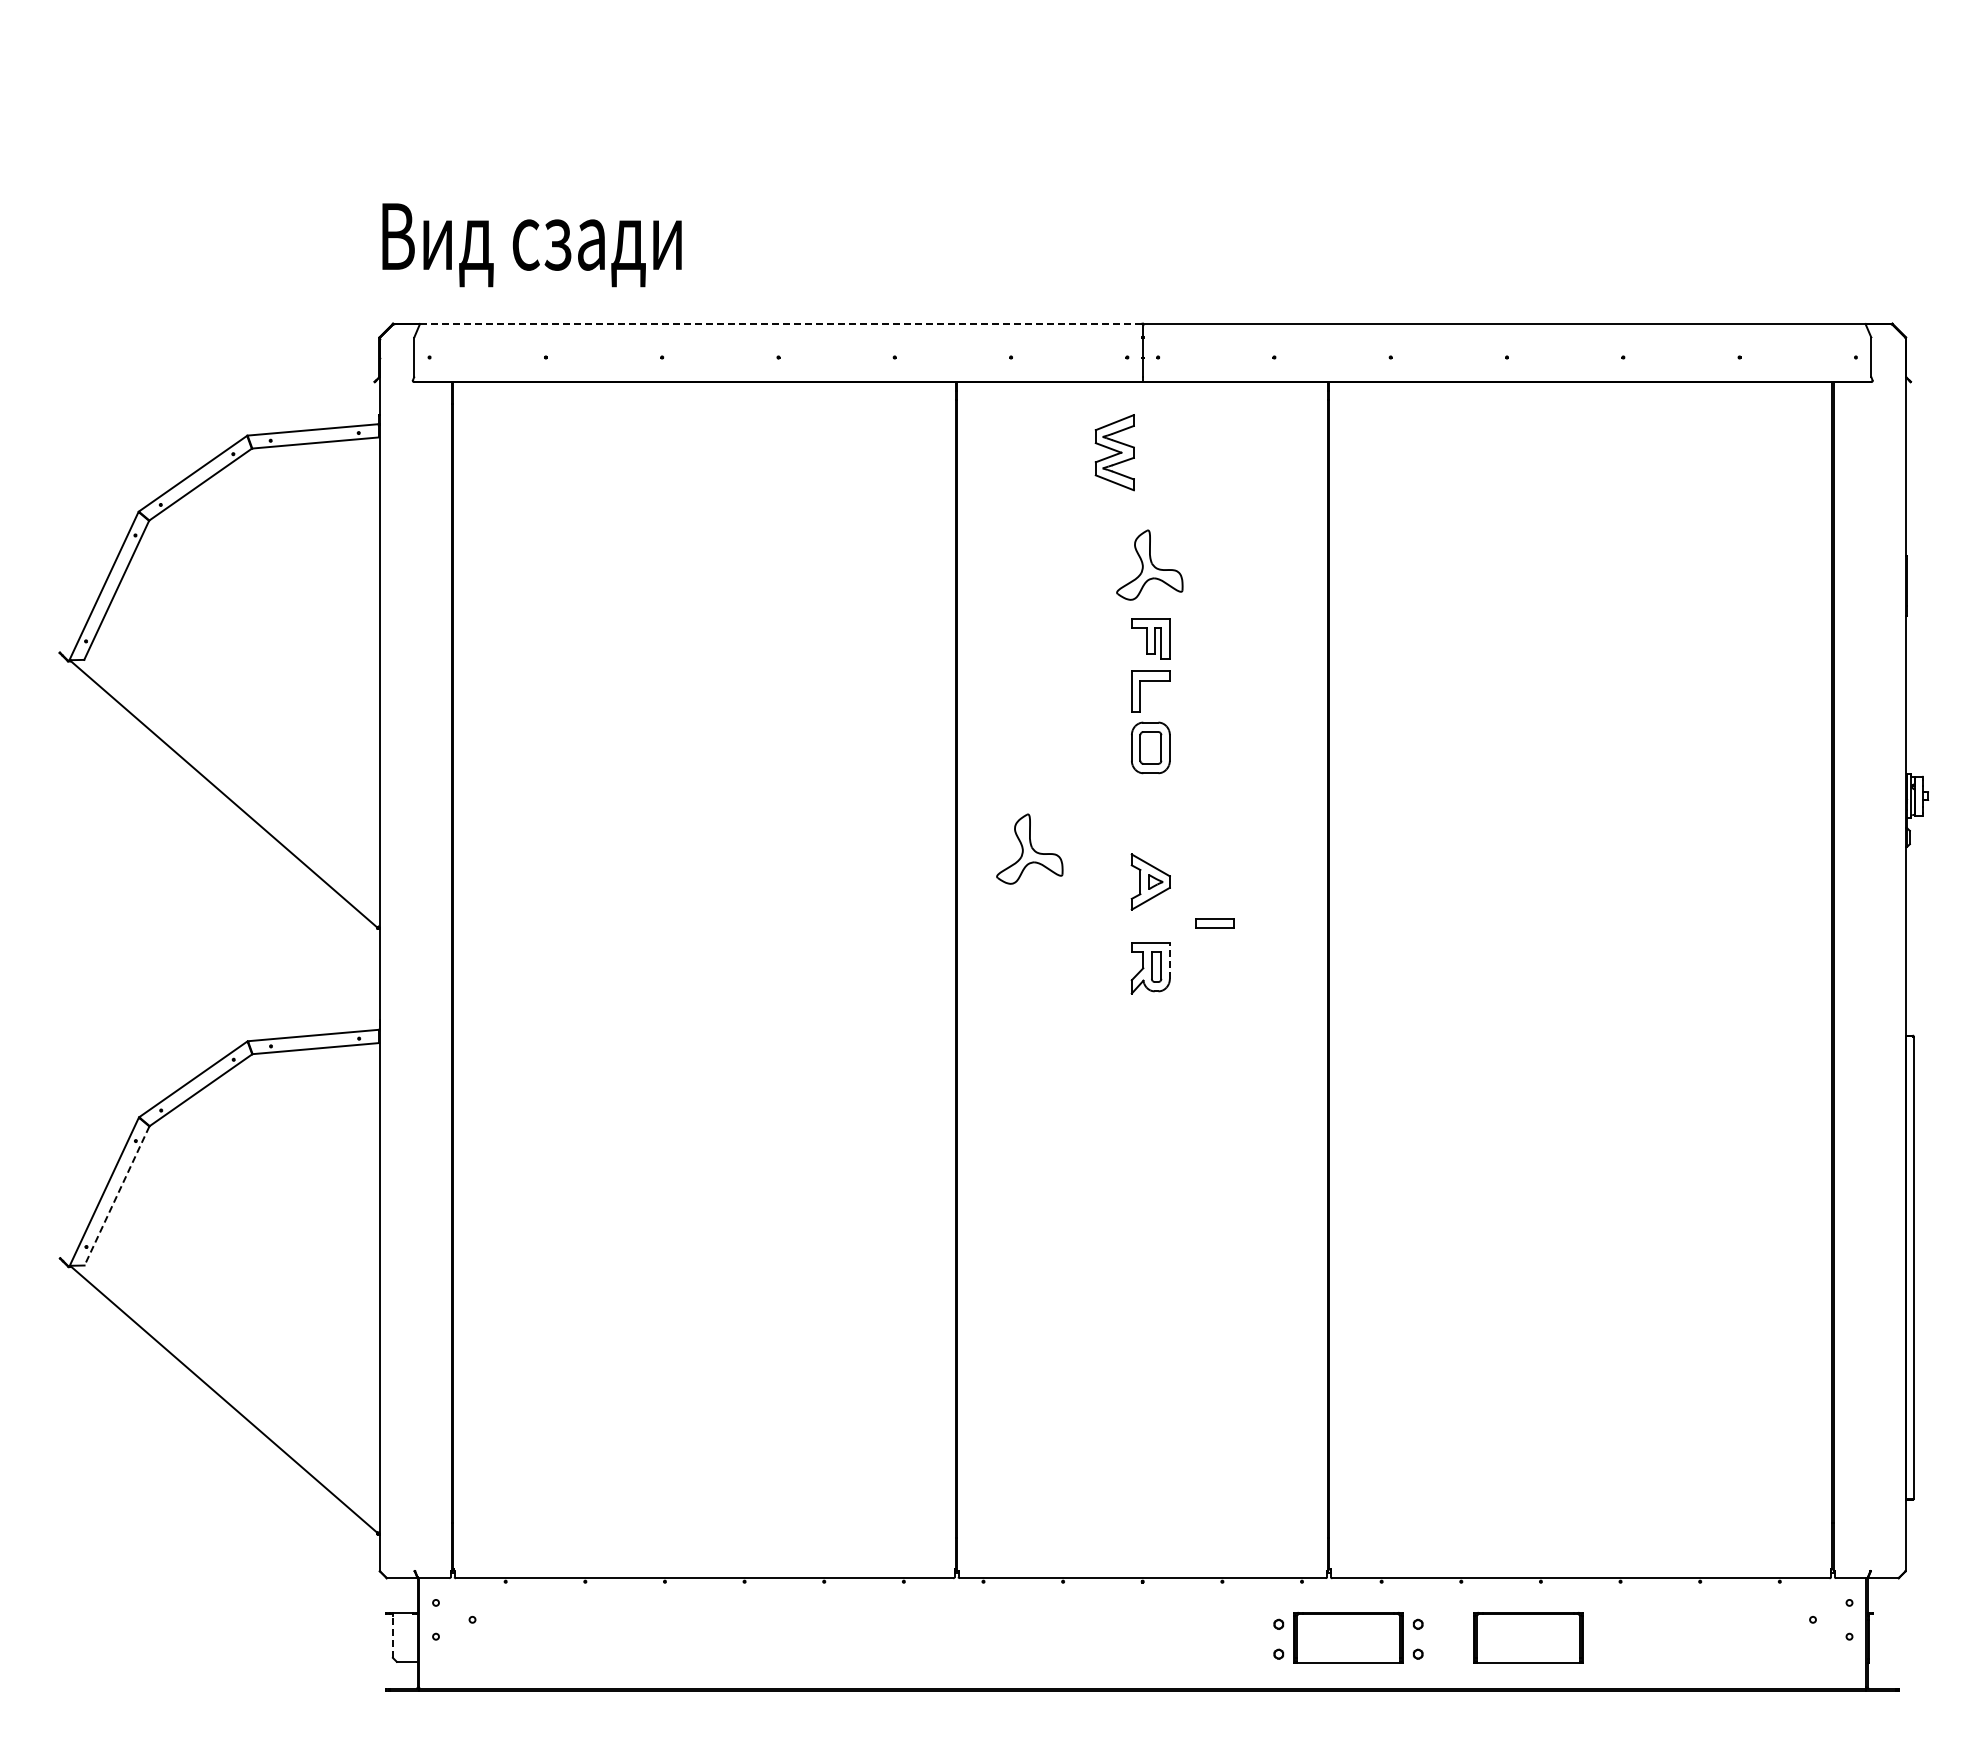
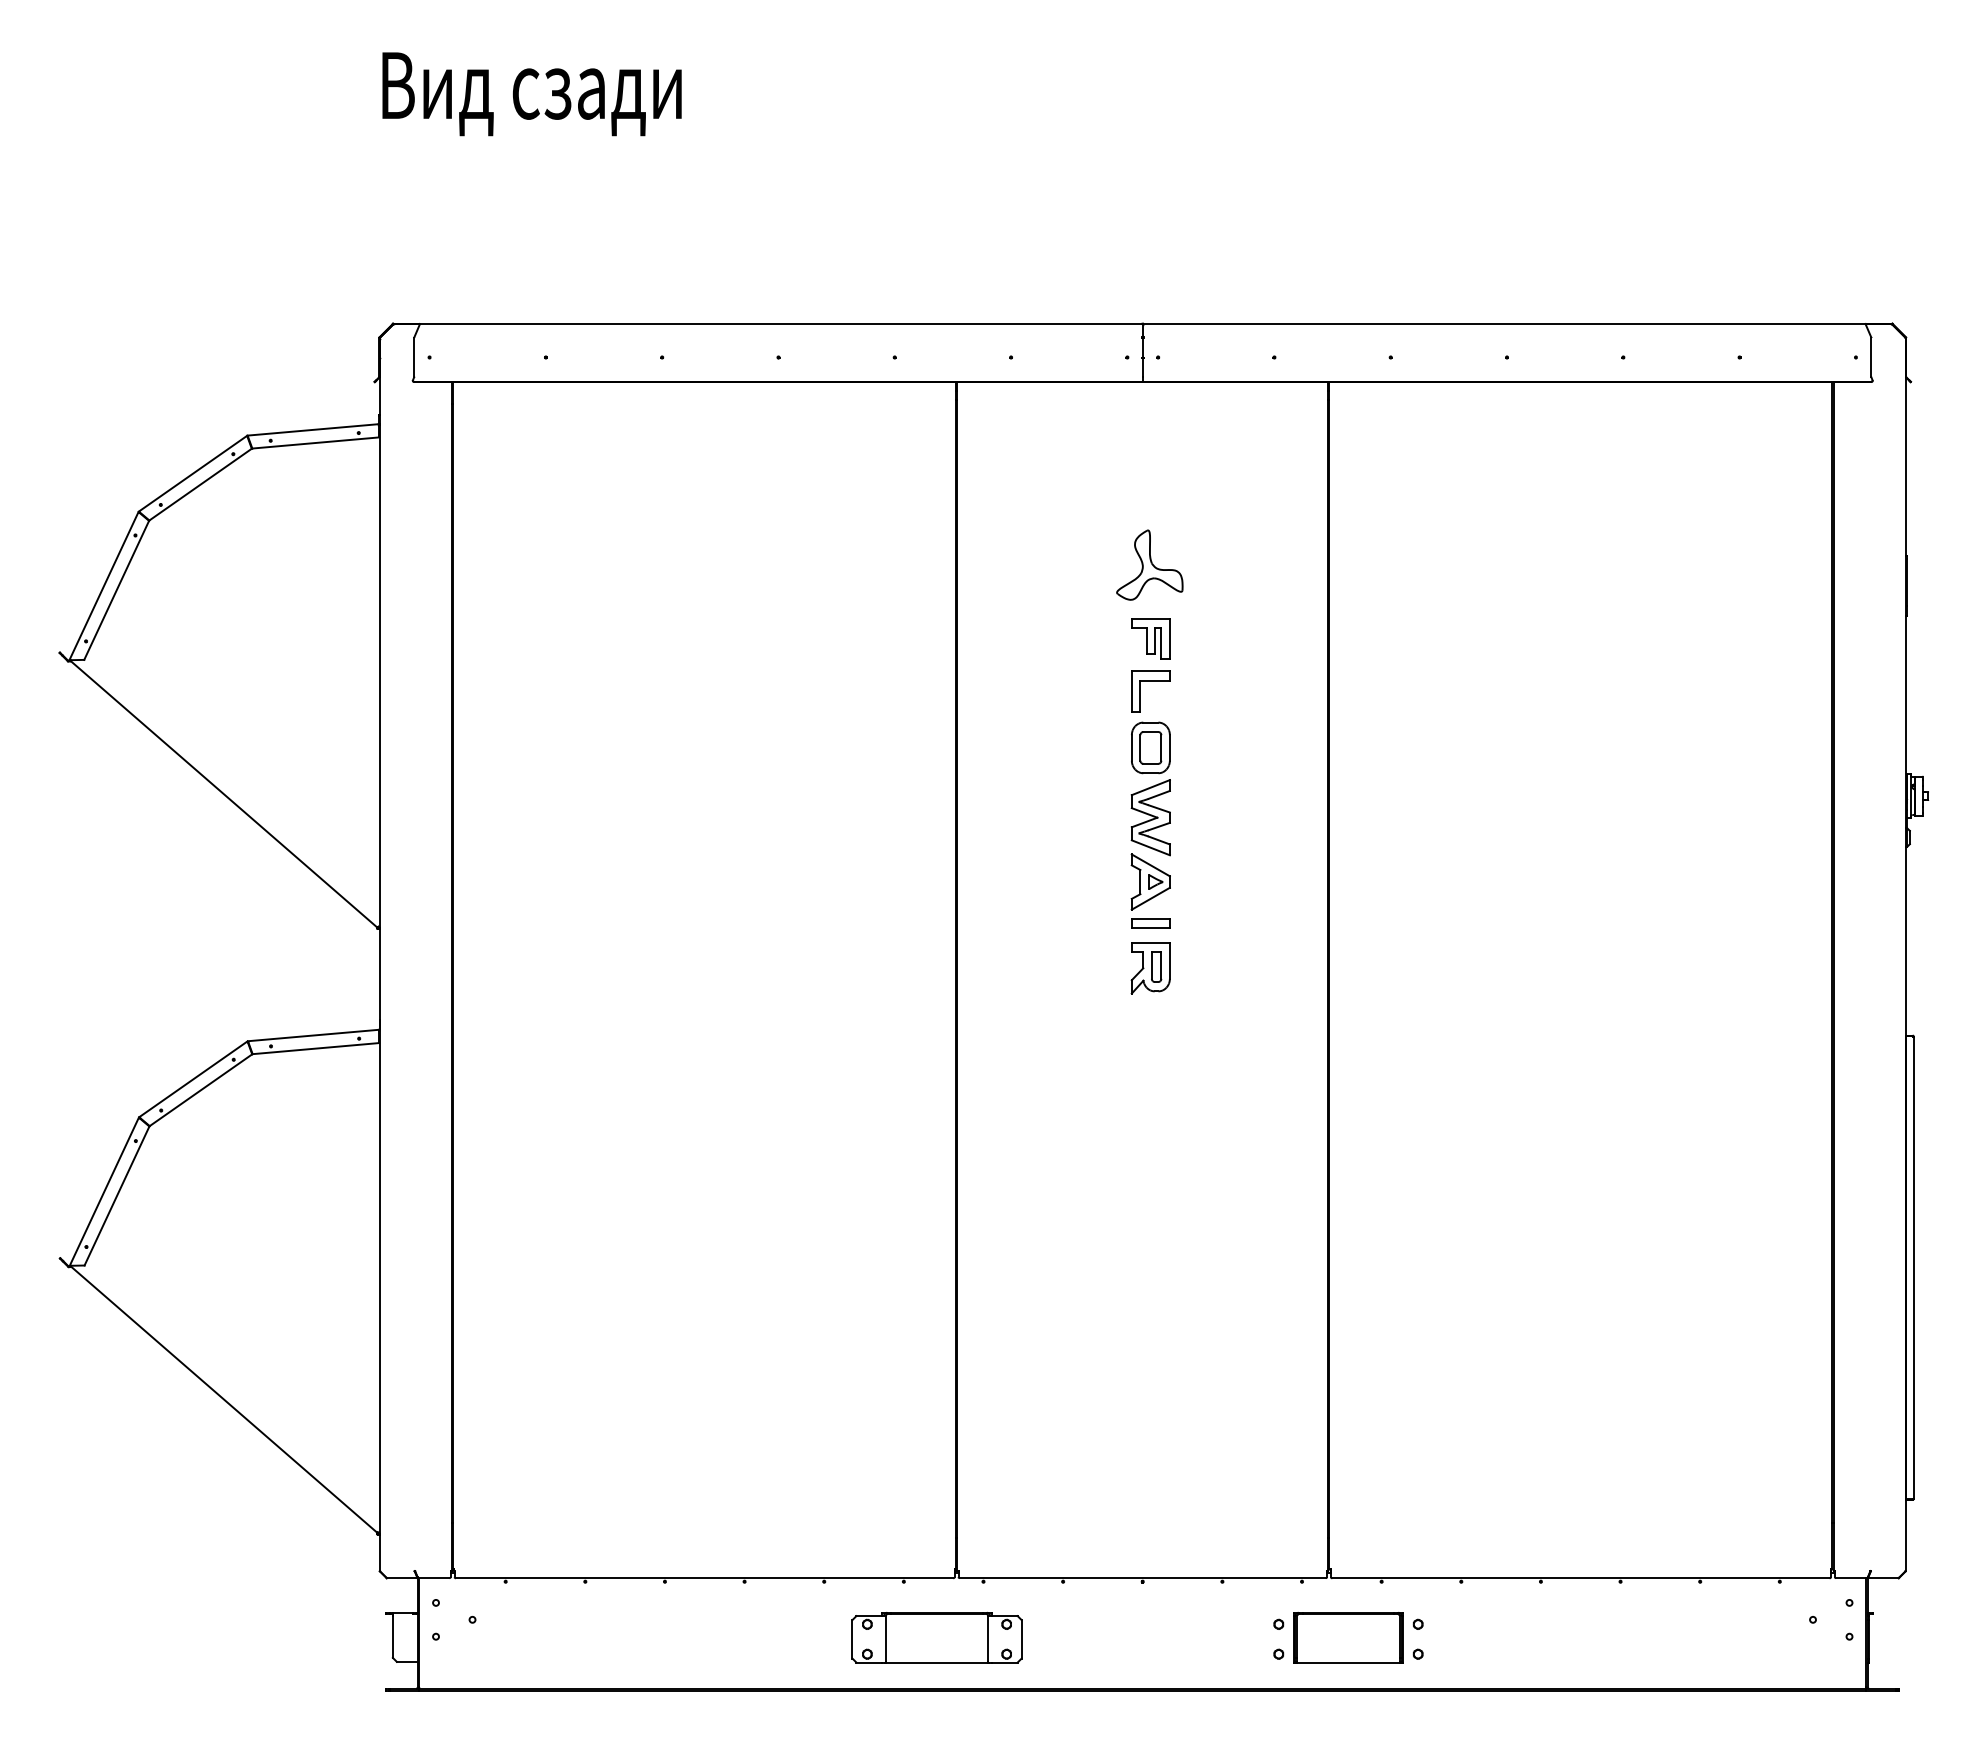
text position: (531, 245) -> (531, 94) (531, 94)
line: dashed -> solid (780, 323)
part position: (1114, 452) -> (1150, 817) (1150, 817)
part: present -> none (1029, 848)
part position: (1214, 923) -> (1150, 923) (1150, 923)
line: dashed -> solid (1169, 960)
line: dashed -> solid (117, 1196)
line: dashed -> solid (392, 1637)
part: none -> present (936, 1637)
part: present -> none (1528, 1637)
